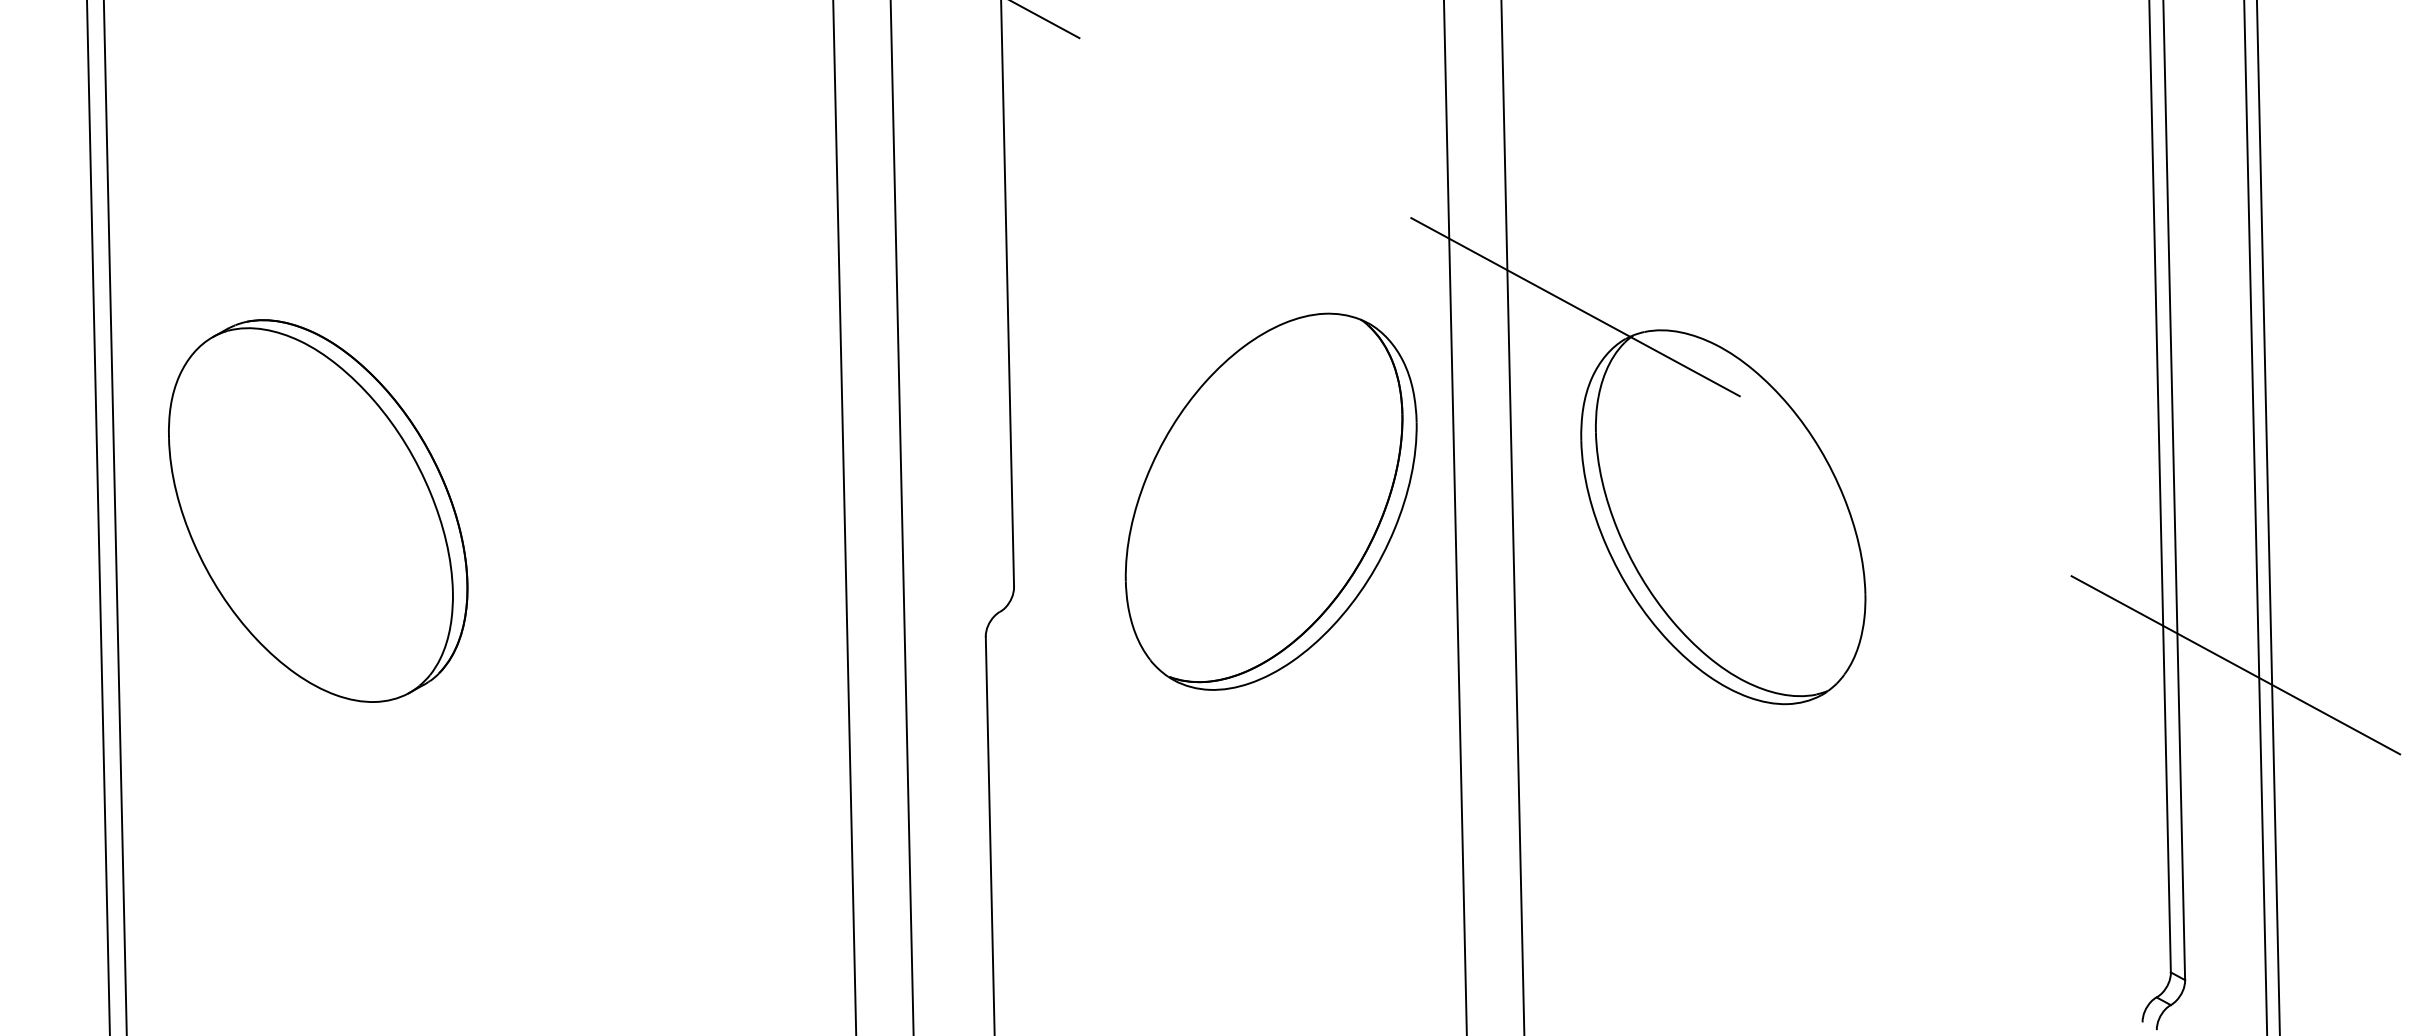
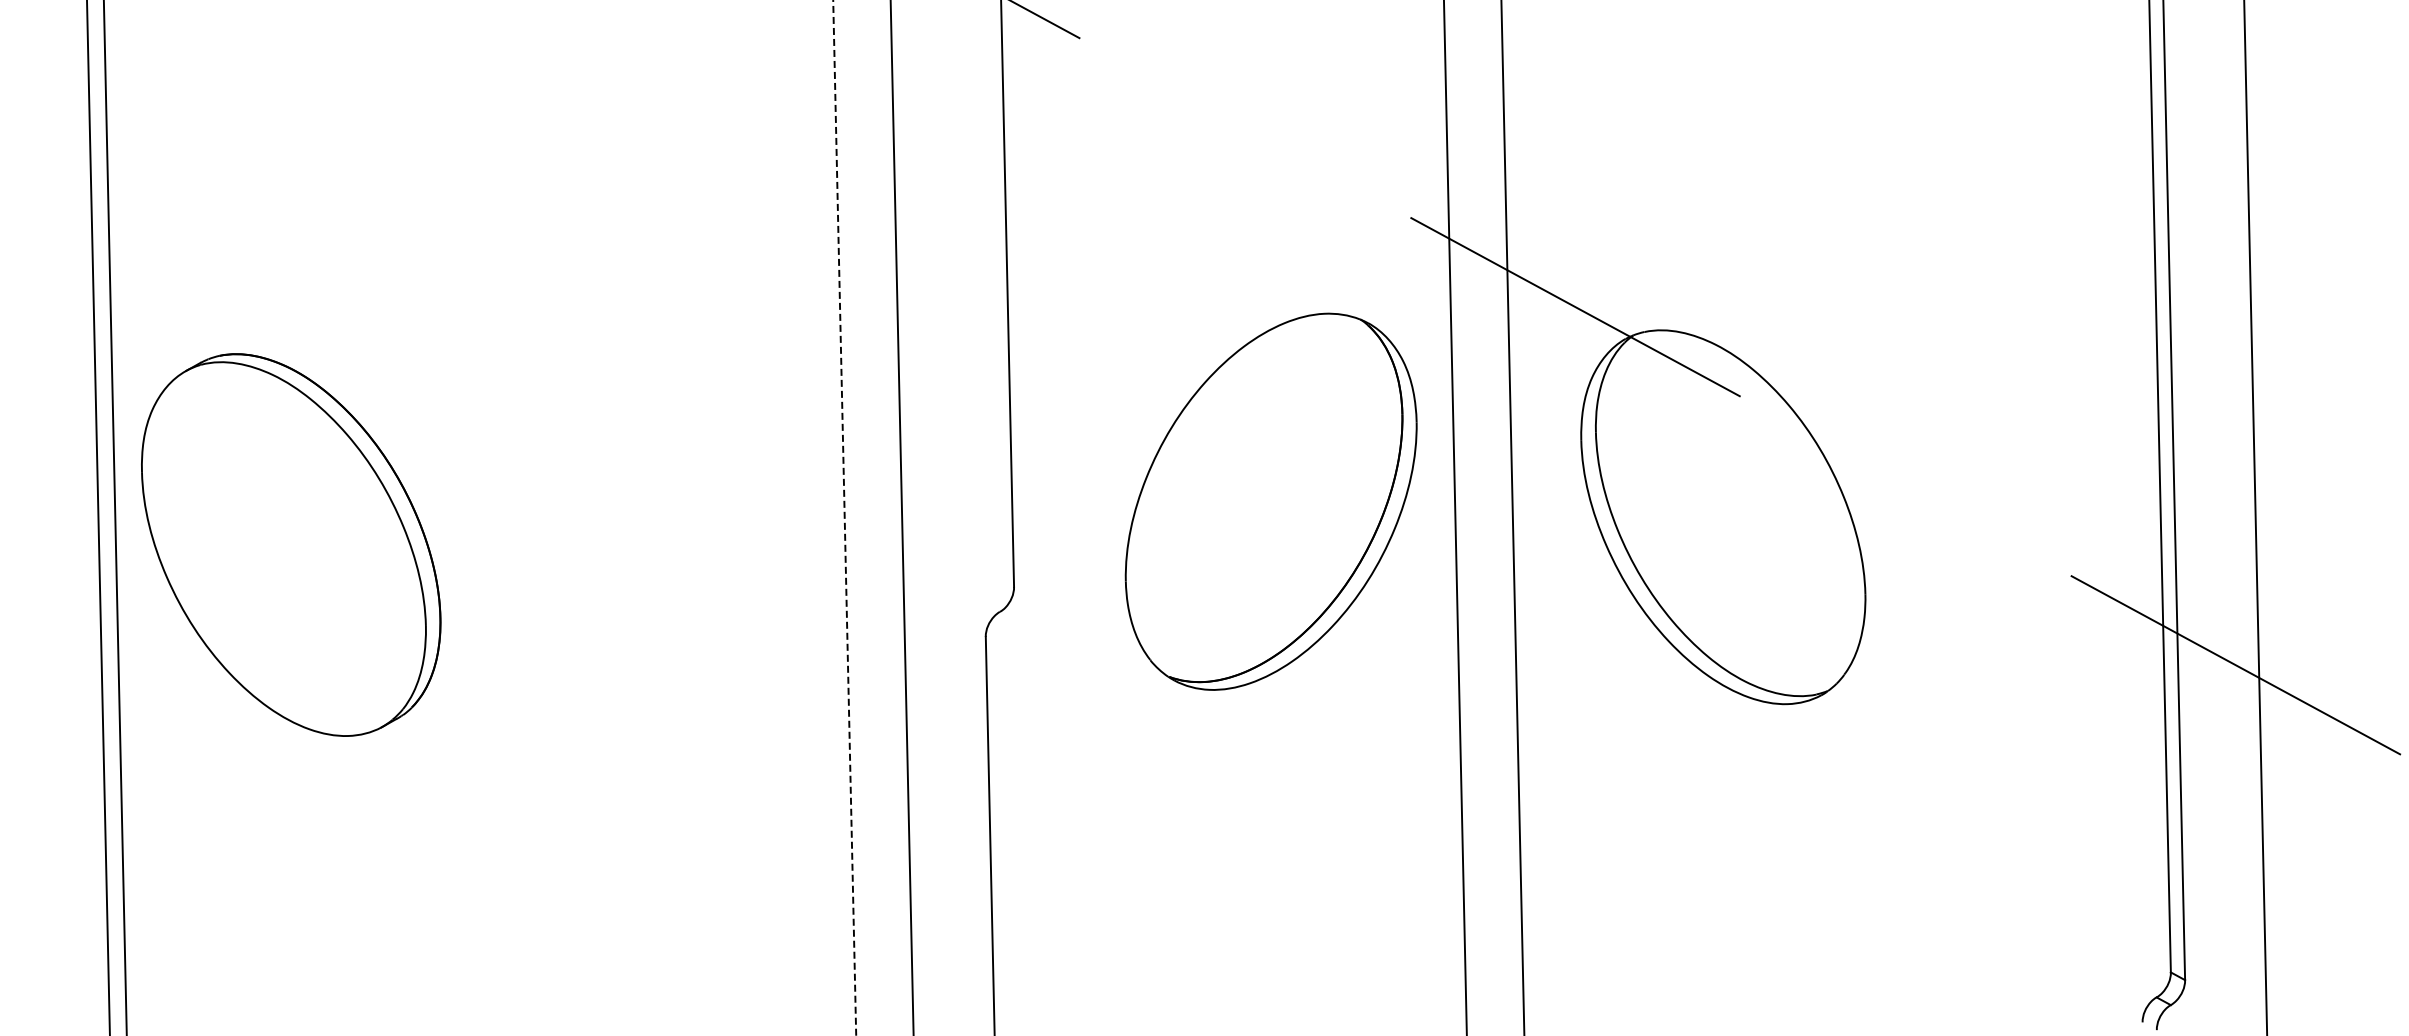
part position: (318, 510) -> (291, 544) (291, 544)
line: present -> none (2268, 517)
line: solid -> dashed (844, 518)
